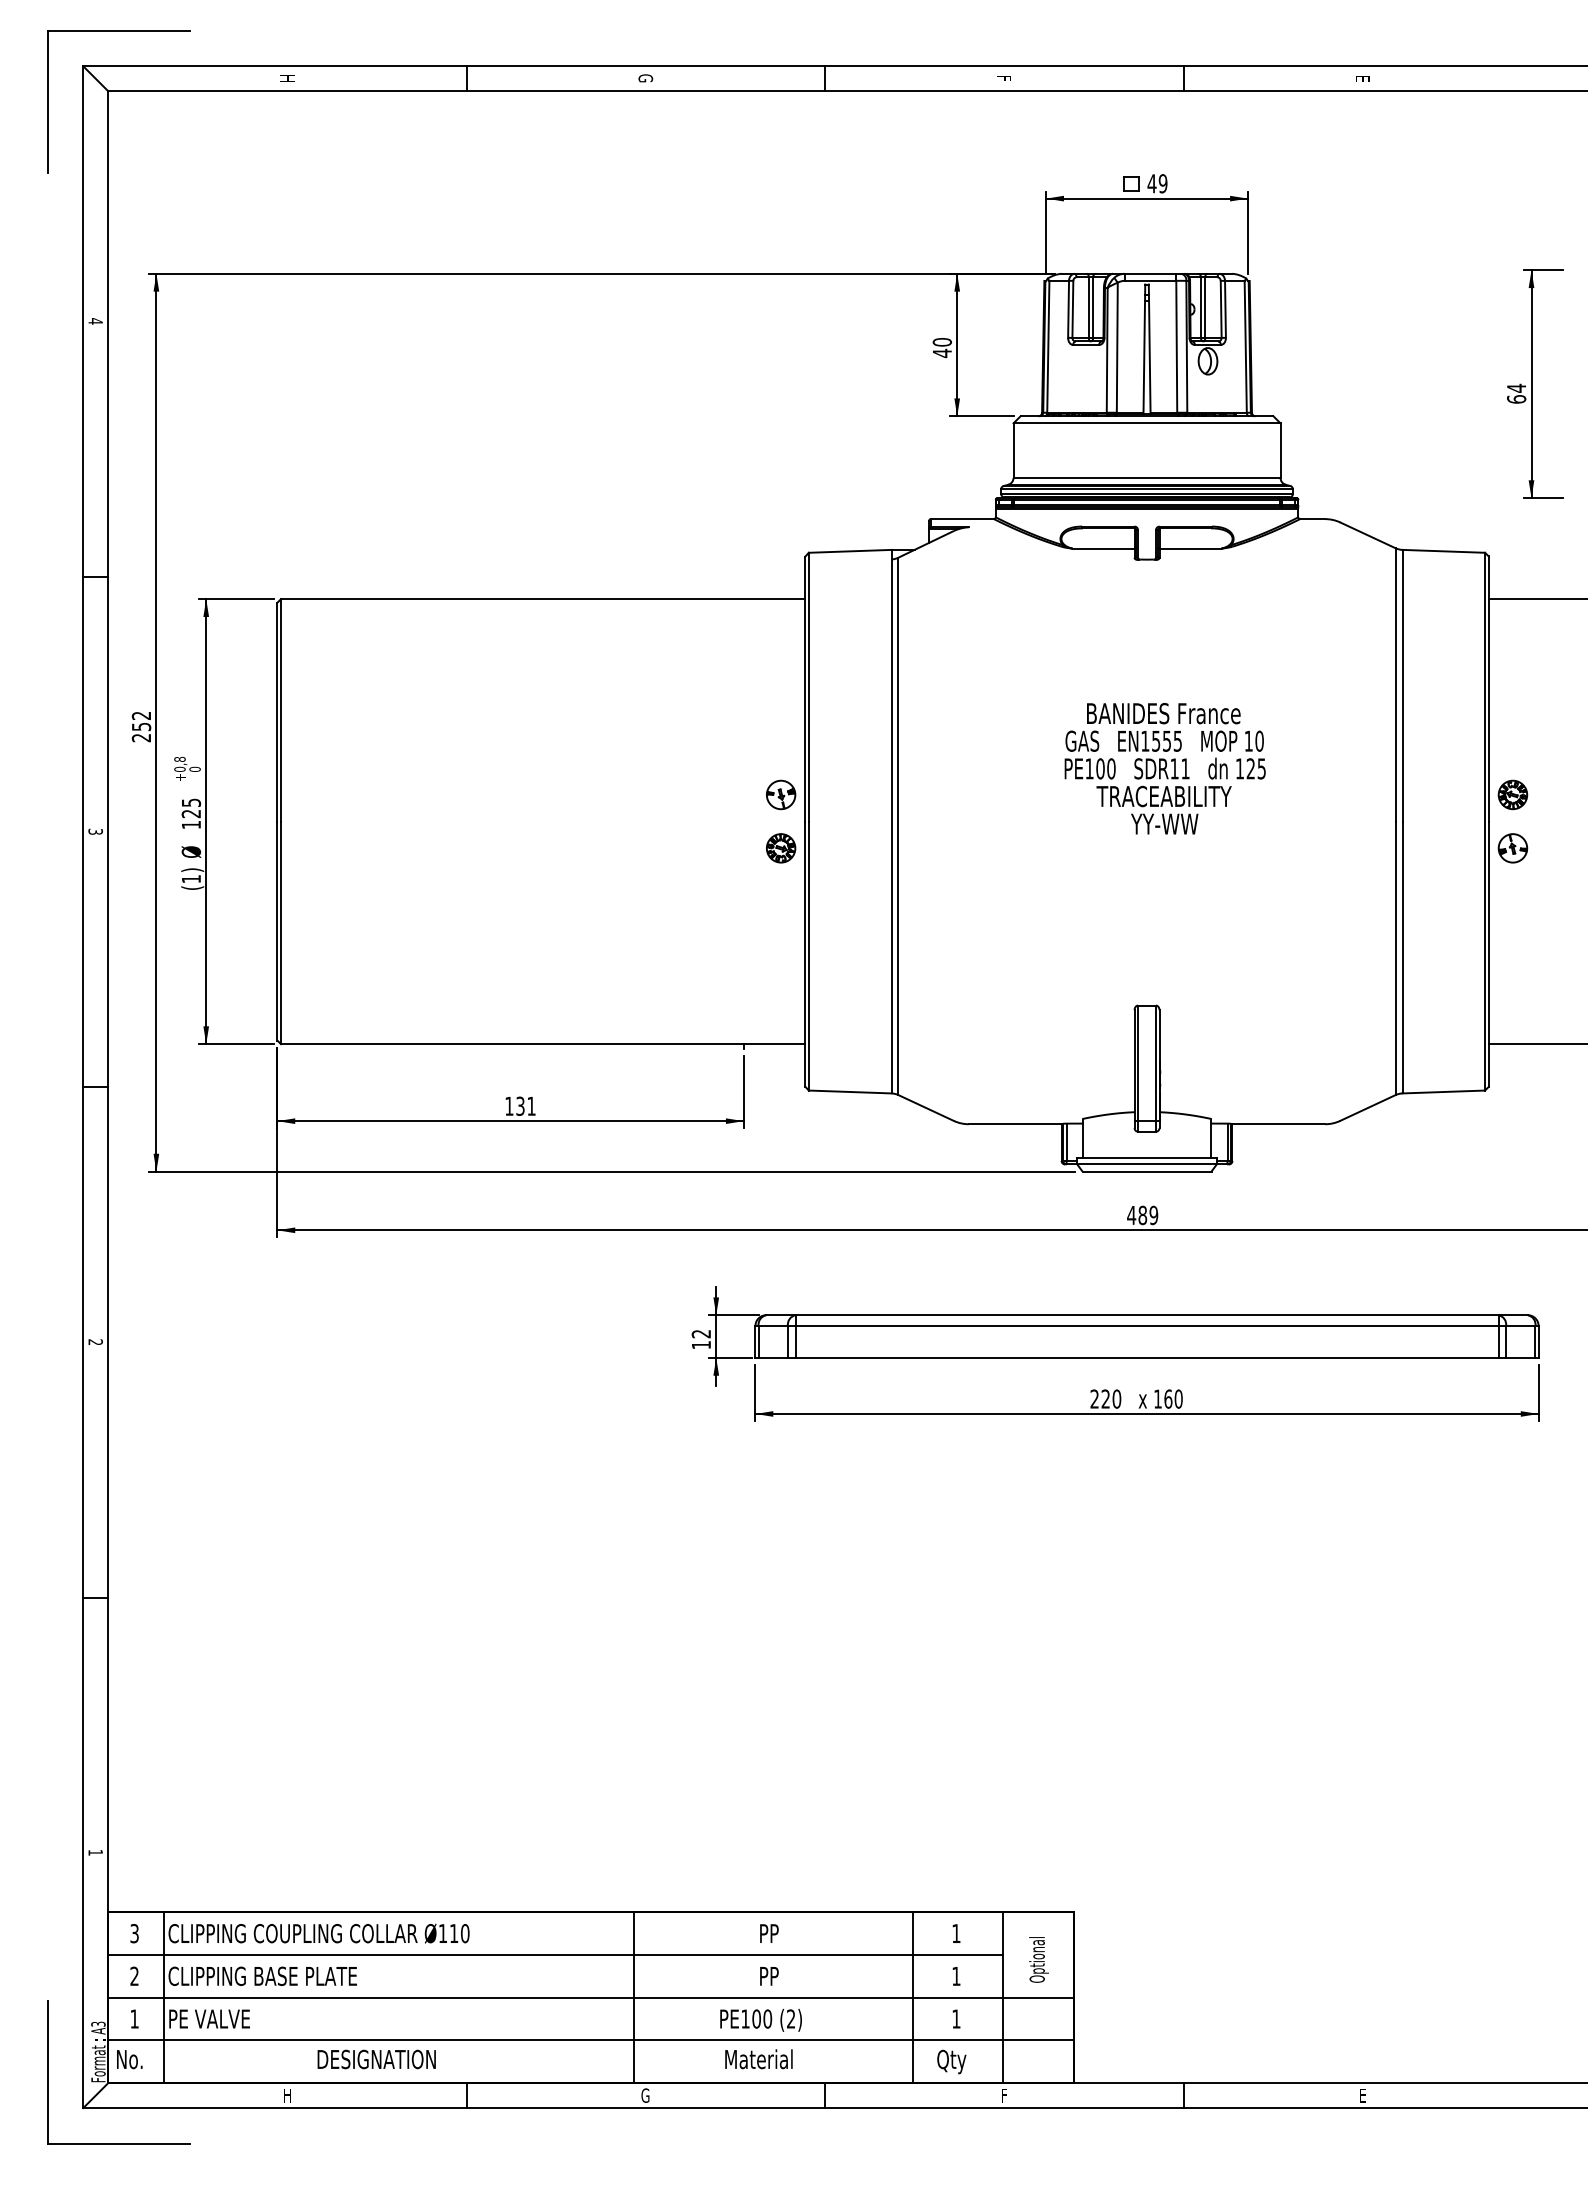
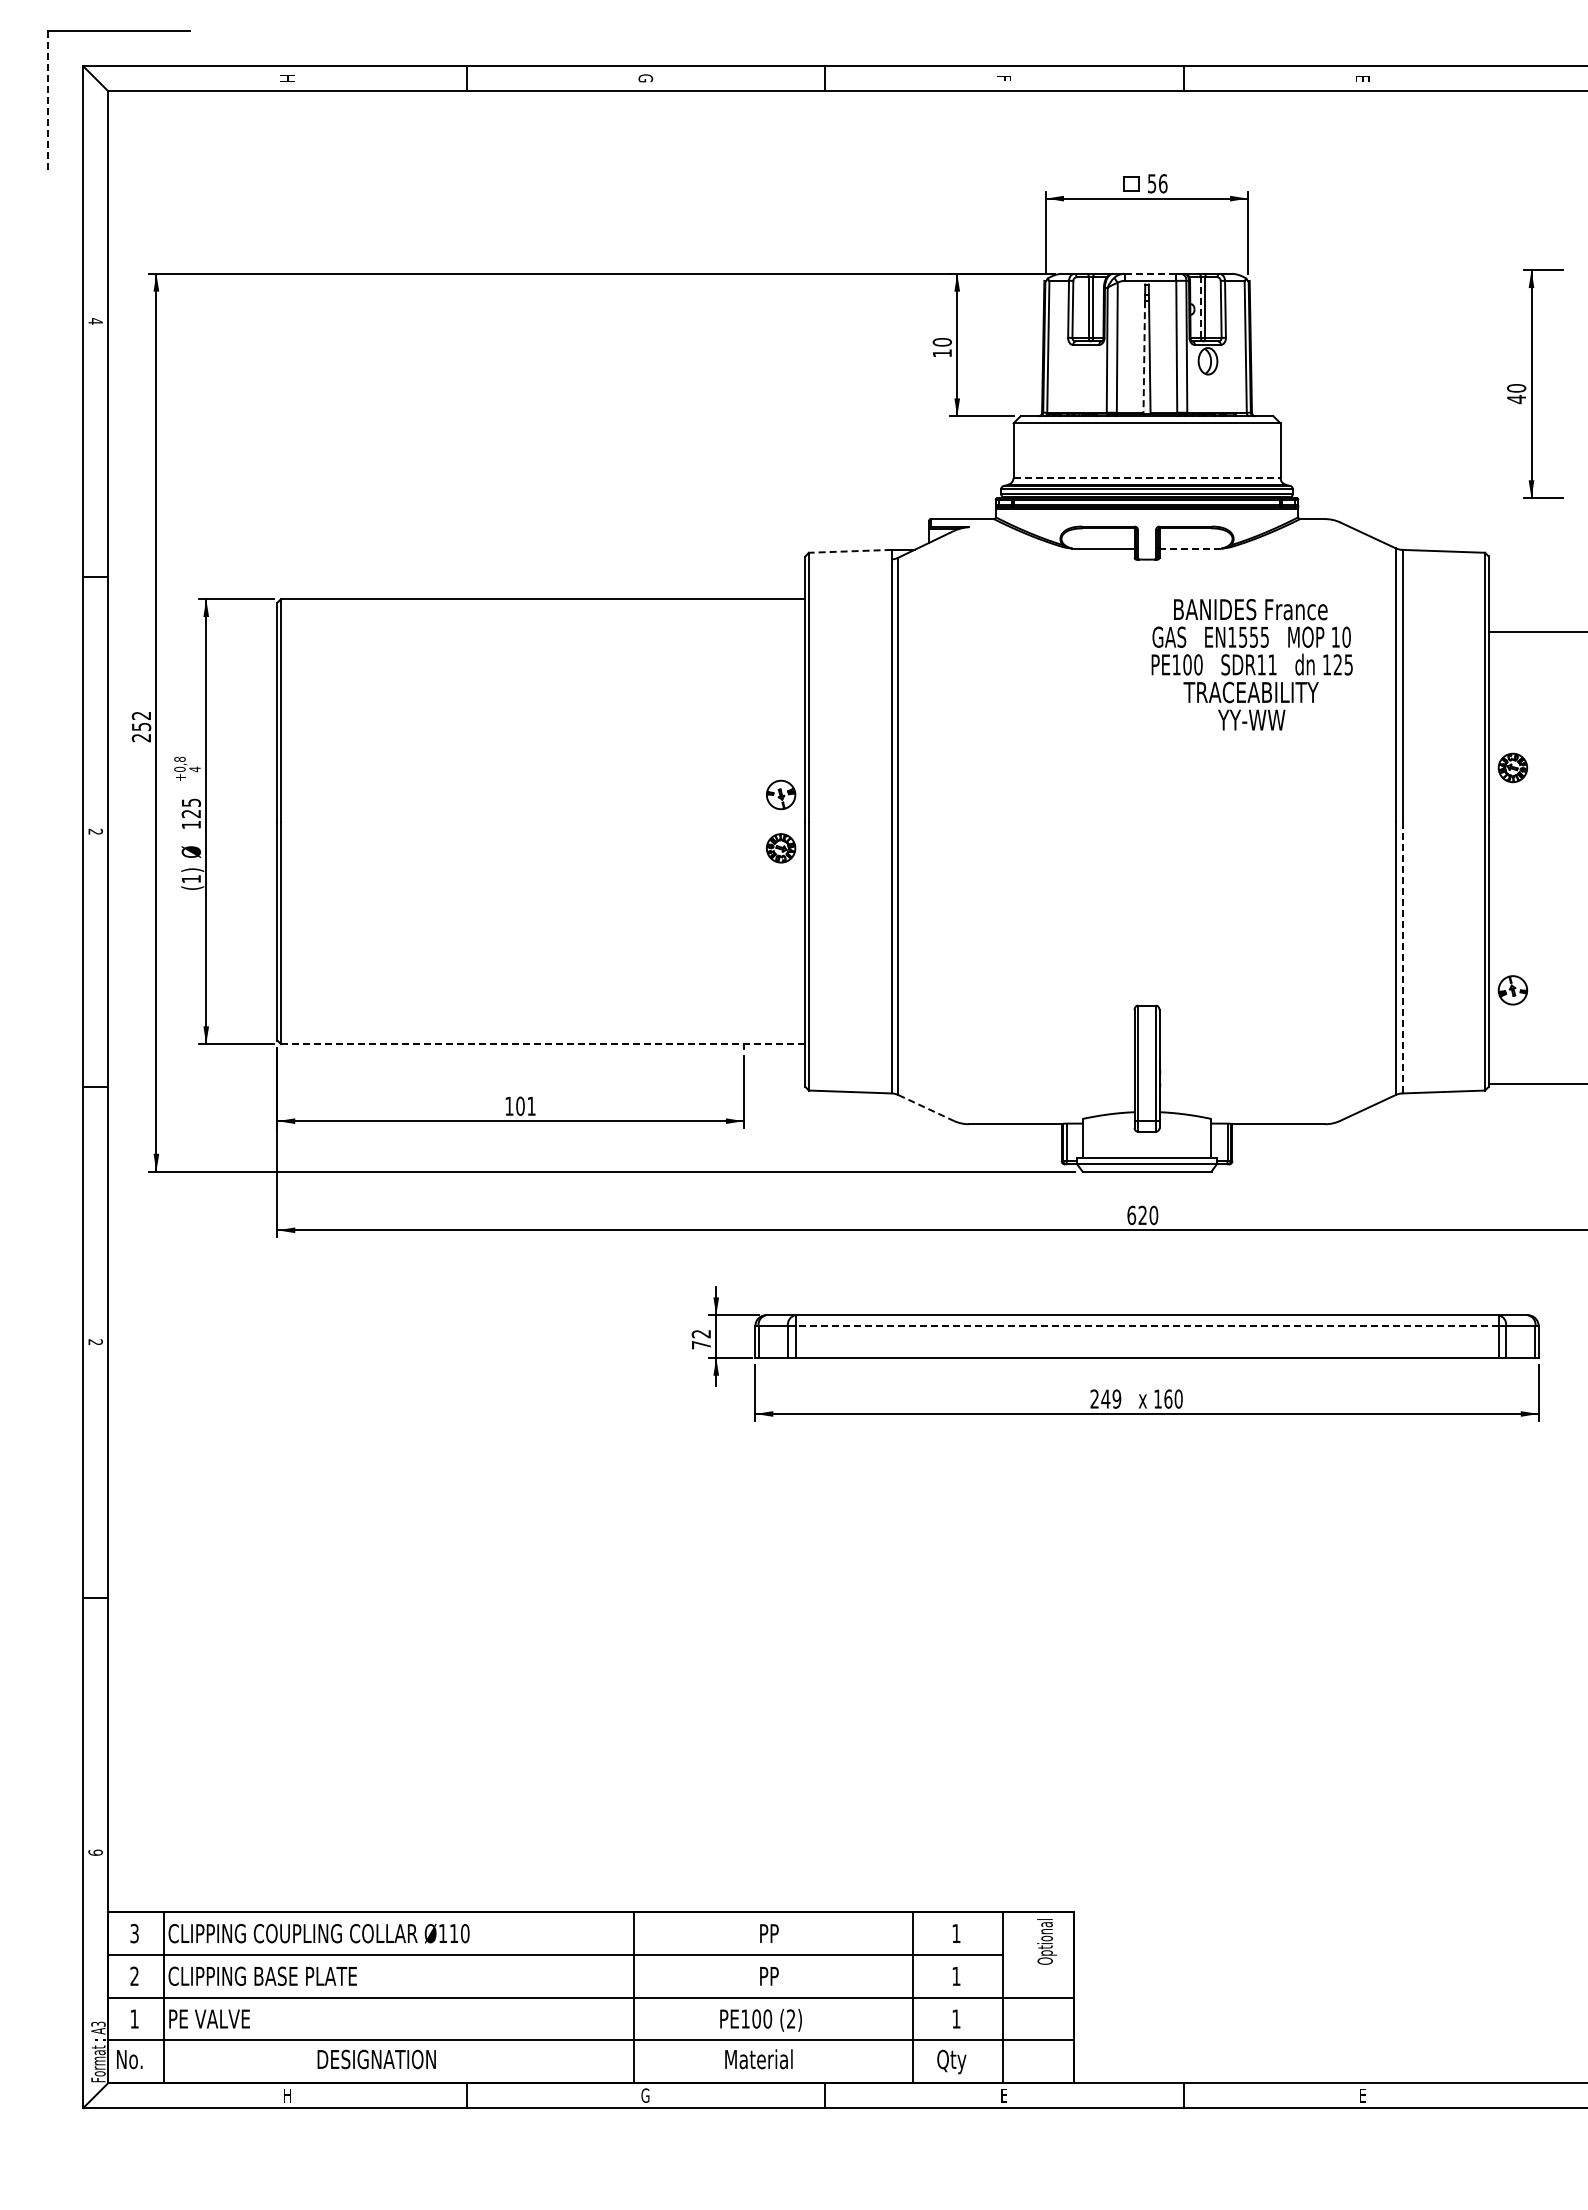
line: solid -> dashed (47, 102)
text: 49 -> 56 (1157, 183)
line: solid -> dashed (1150, 273)
line: solid -> dashed (1200, 307)
text: 40 -> 10 (942, 353)
line: solid -> dashed (1144, 357)
text: 64 -> 40 (1516, 393)
line: solid -> dashed (1147, 477)
line: solid -> dashed (1190, 548)
line: solid -> dashed (849, 551)
line position: (1536, 599) -> (1536, 632) (1536, 632)
text position: (1164, 768) -> (1251, 664) (1251, 664)
text: 0 -> 4 (194, 769)
part position: (1512, 794) -> (1512, 767) (1512, 767)
text: 3 -> 2 (95, 831)
part position: (1512, 848) -> (1512, 990) (1512, 990)
line: solid -> dashed (1402, 957)
line: solid -> dashed (543, 1044)
line position: (1536, 1044) -> (1536, 1084) (1536, 1084)
text: 131 -> 101 (520, 1105)
line: solid -> dashed (926, 1108)
text: 489 -> 620 (1142, 1215)
line: solid -> dashed (1147, 1325)
text: 12 -> 72 (701, 1345)
text: 220 -> 249 (1111, 1398)
text: 1 -> 9 (95, 1852)
text position: (1038, 1959) -> (1046, 1941) (1046, 1941)
part: present -> none (48, 2072)
text: F -> E (1003, 2095)
